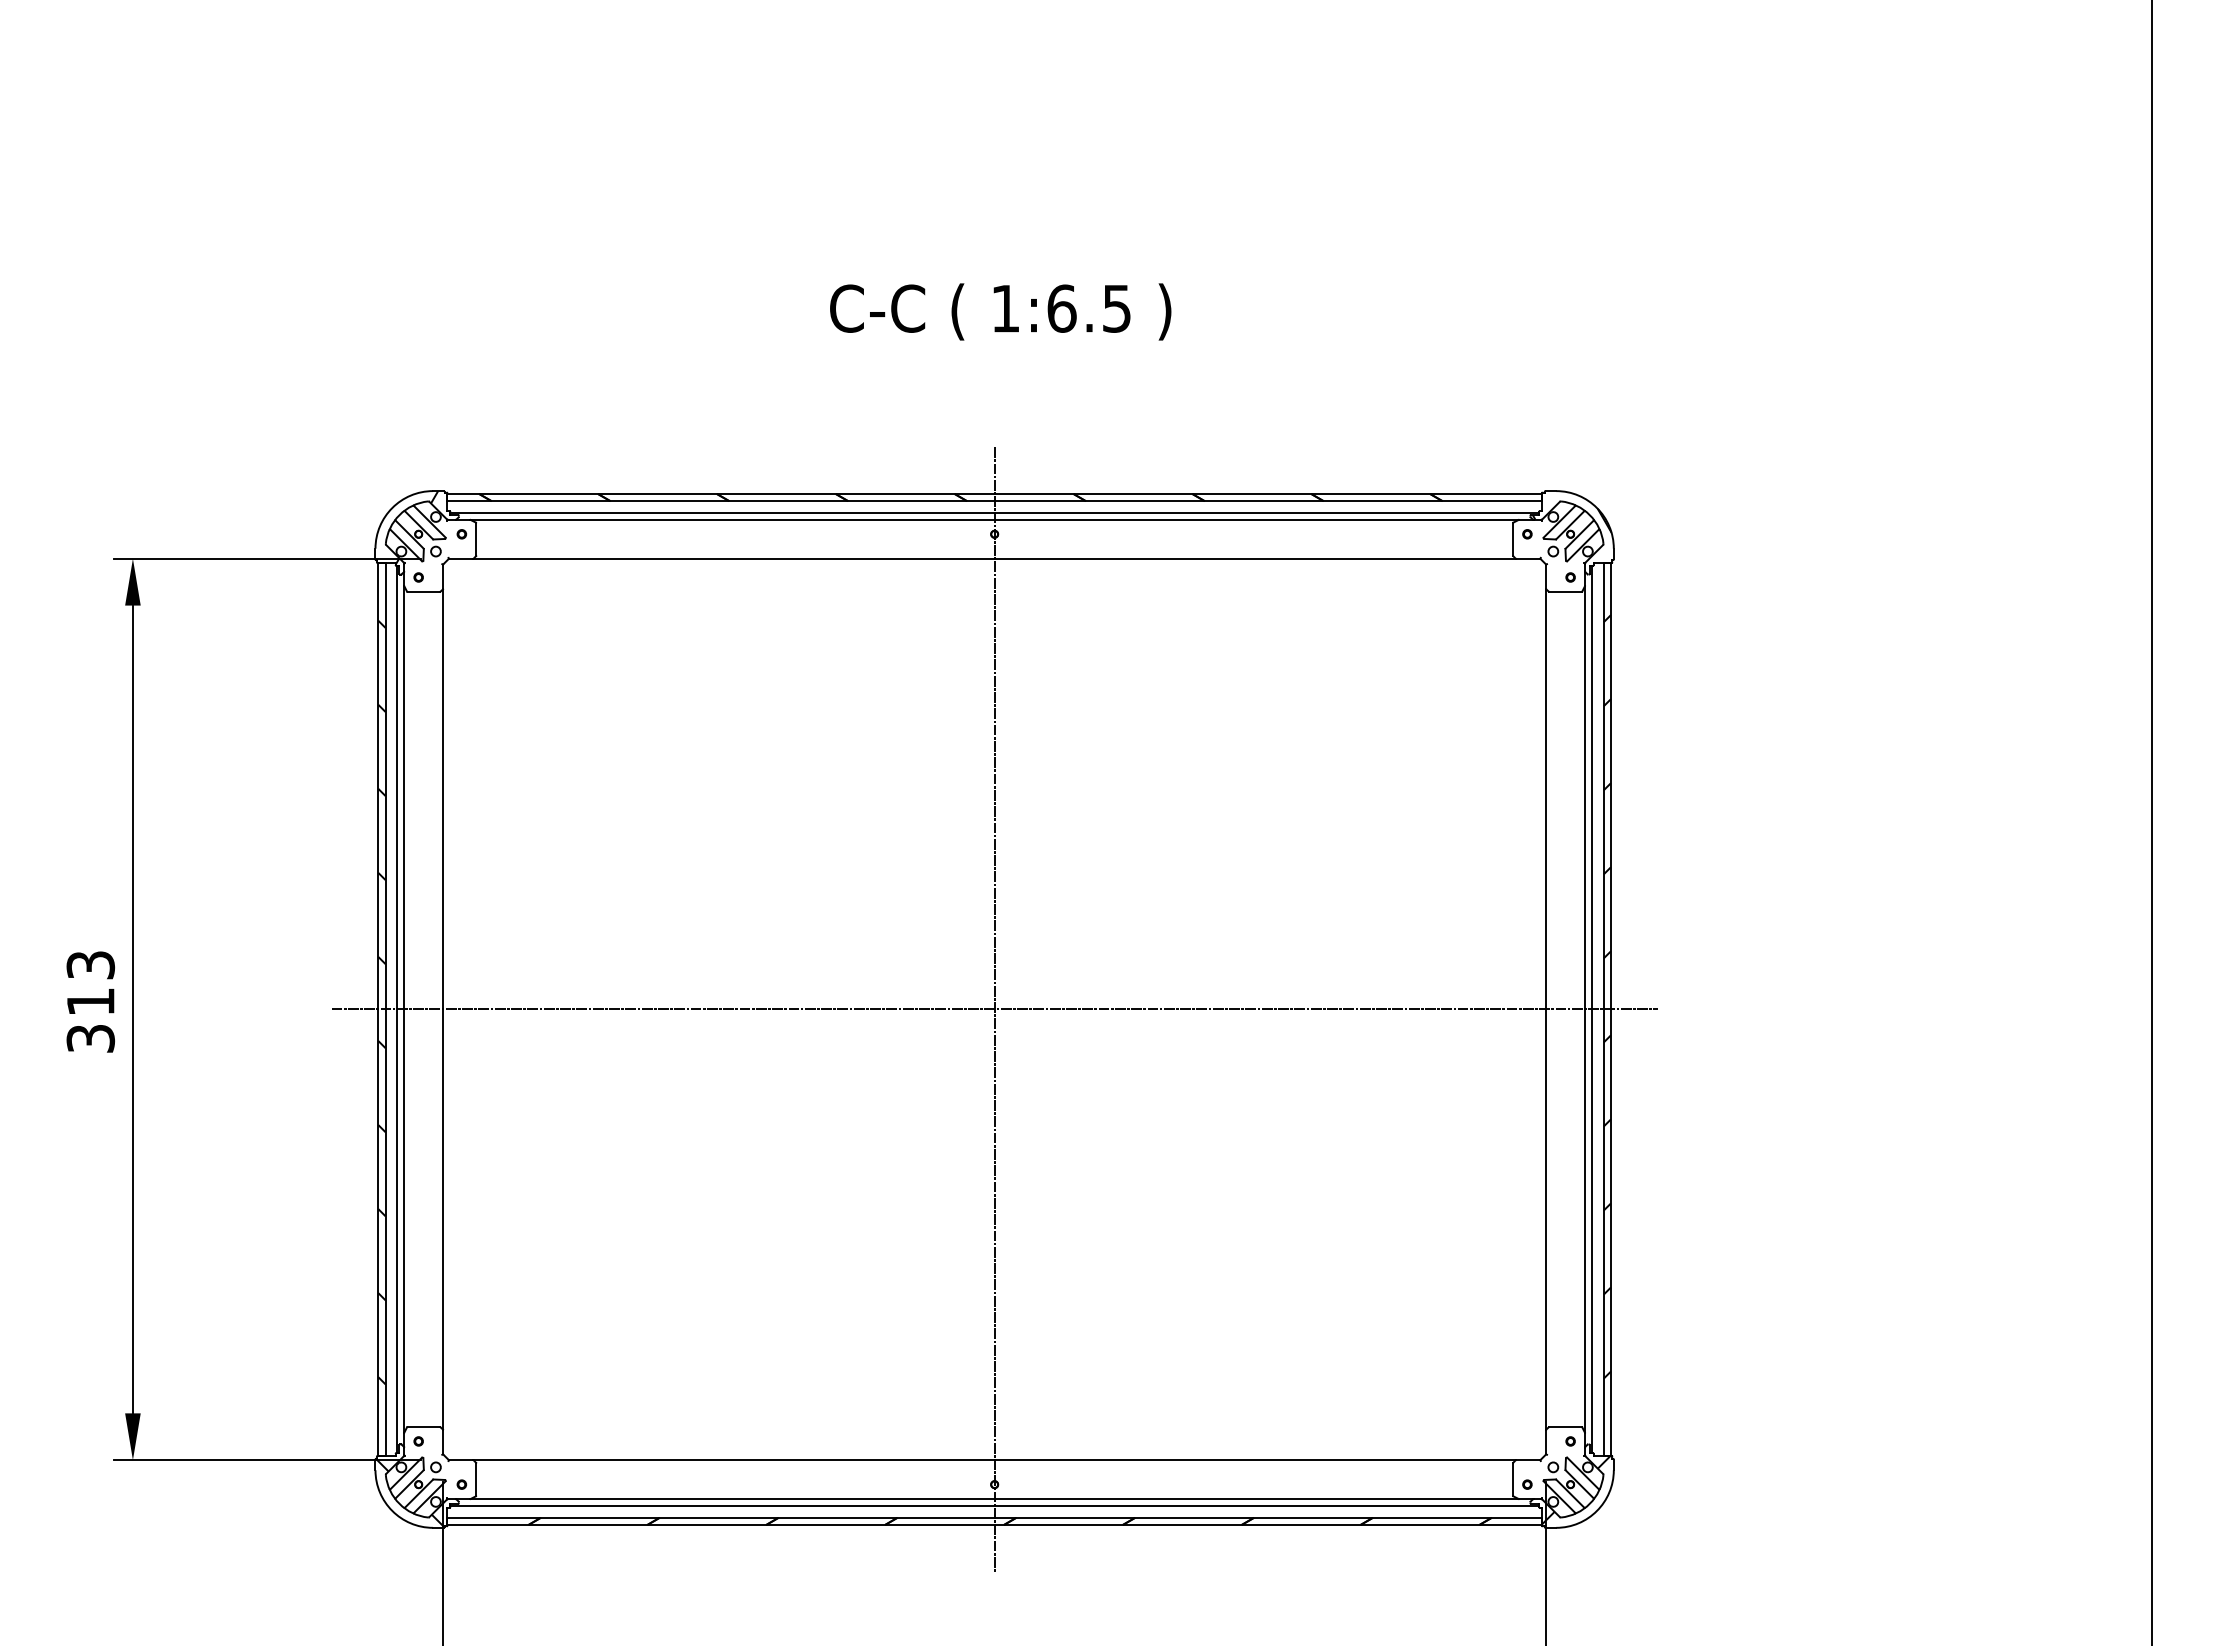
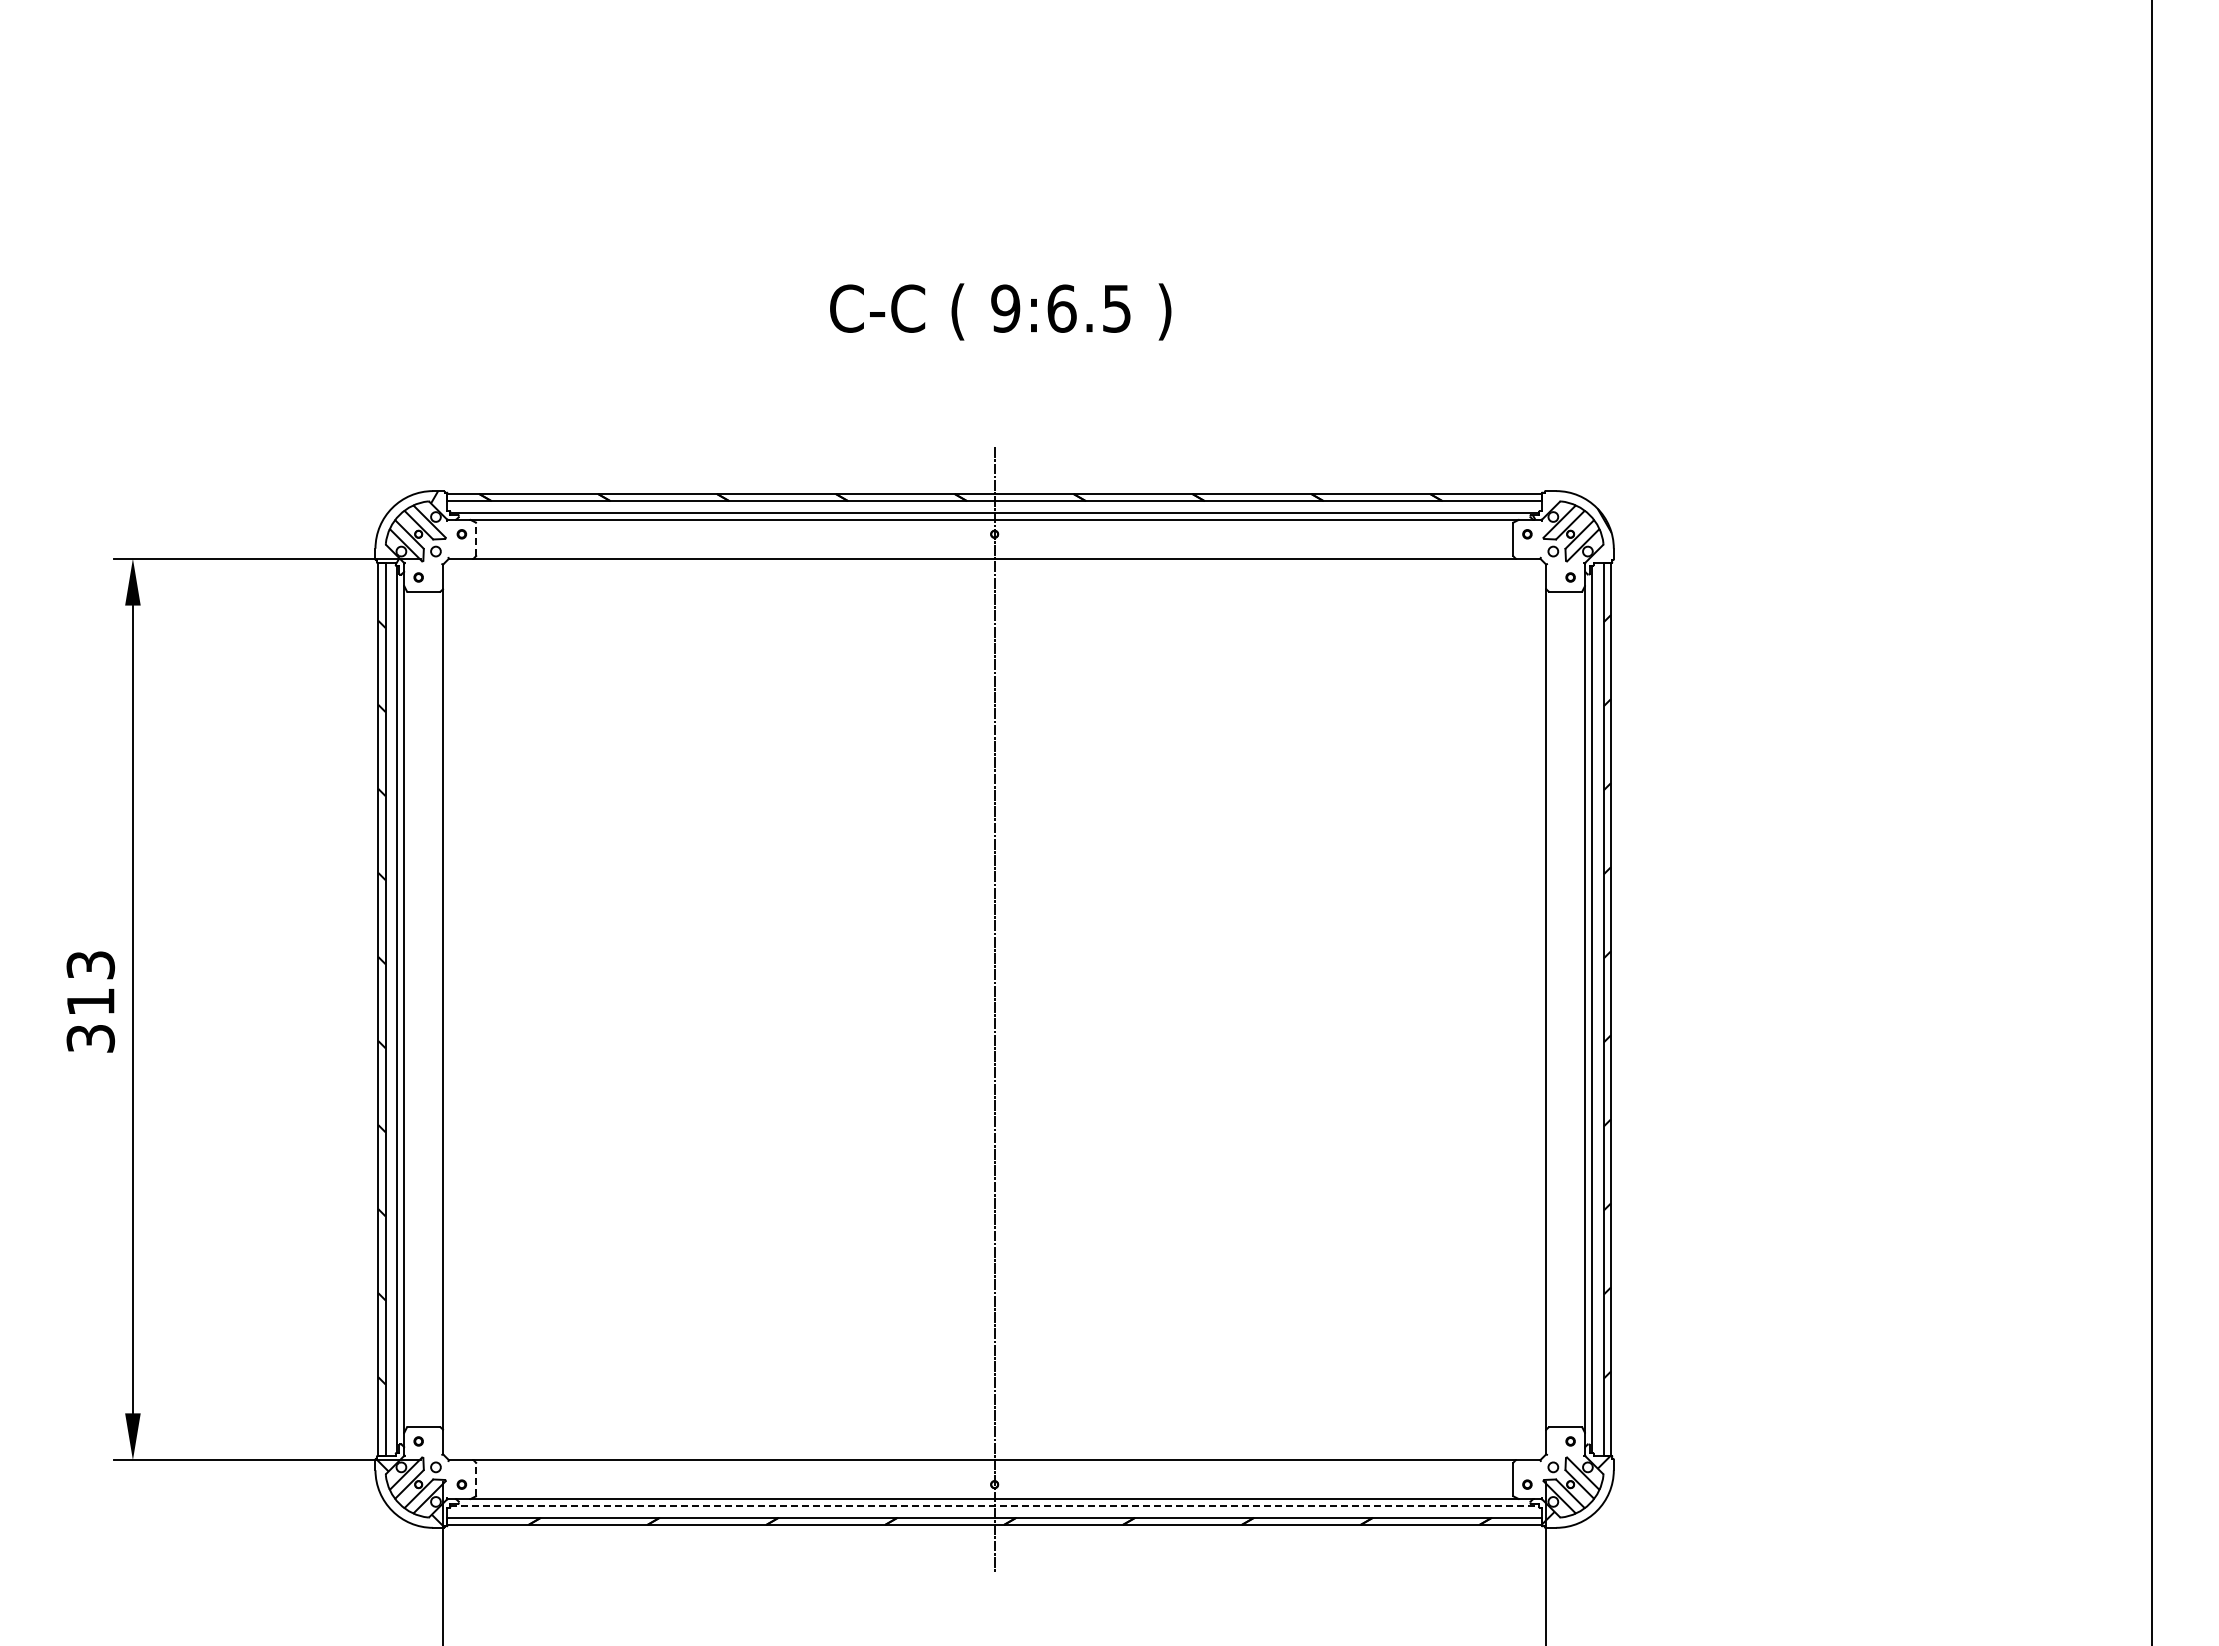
text: 1:6.5 -> 9:6.5 (1005, 308)
line: solid -> dashed (476, 538)
line: present -> none (994, 1009)
line: solid -> dashed (476, 1479)
line: solid -> dashed (995, 1506)
